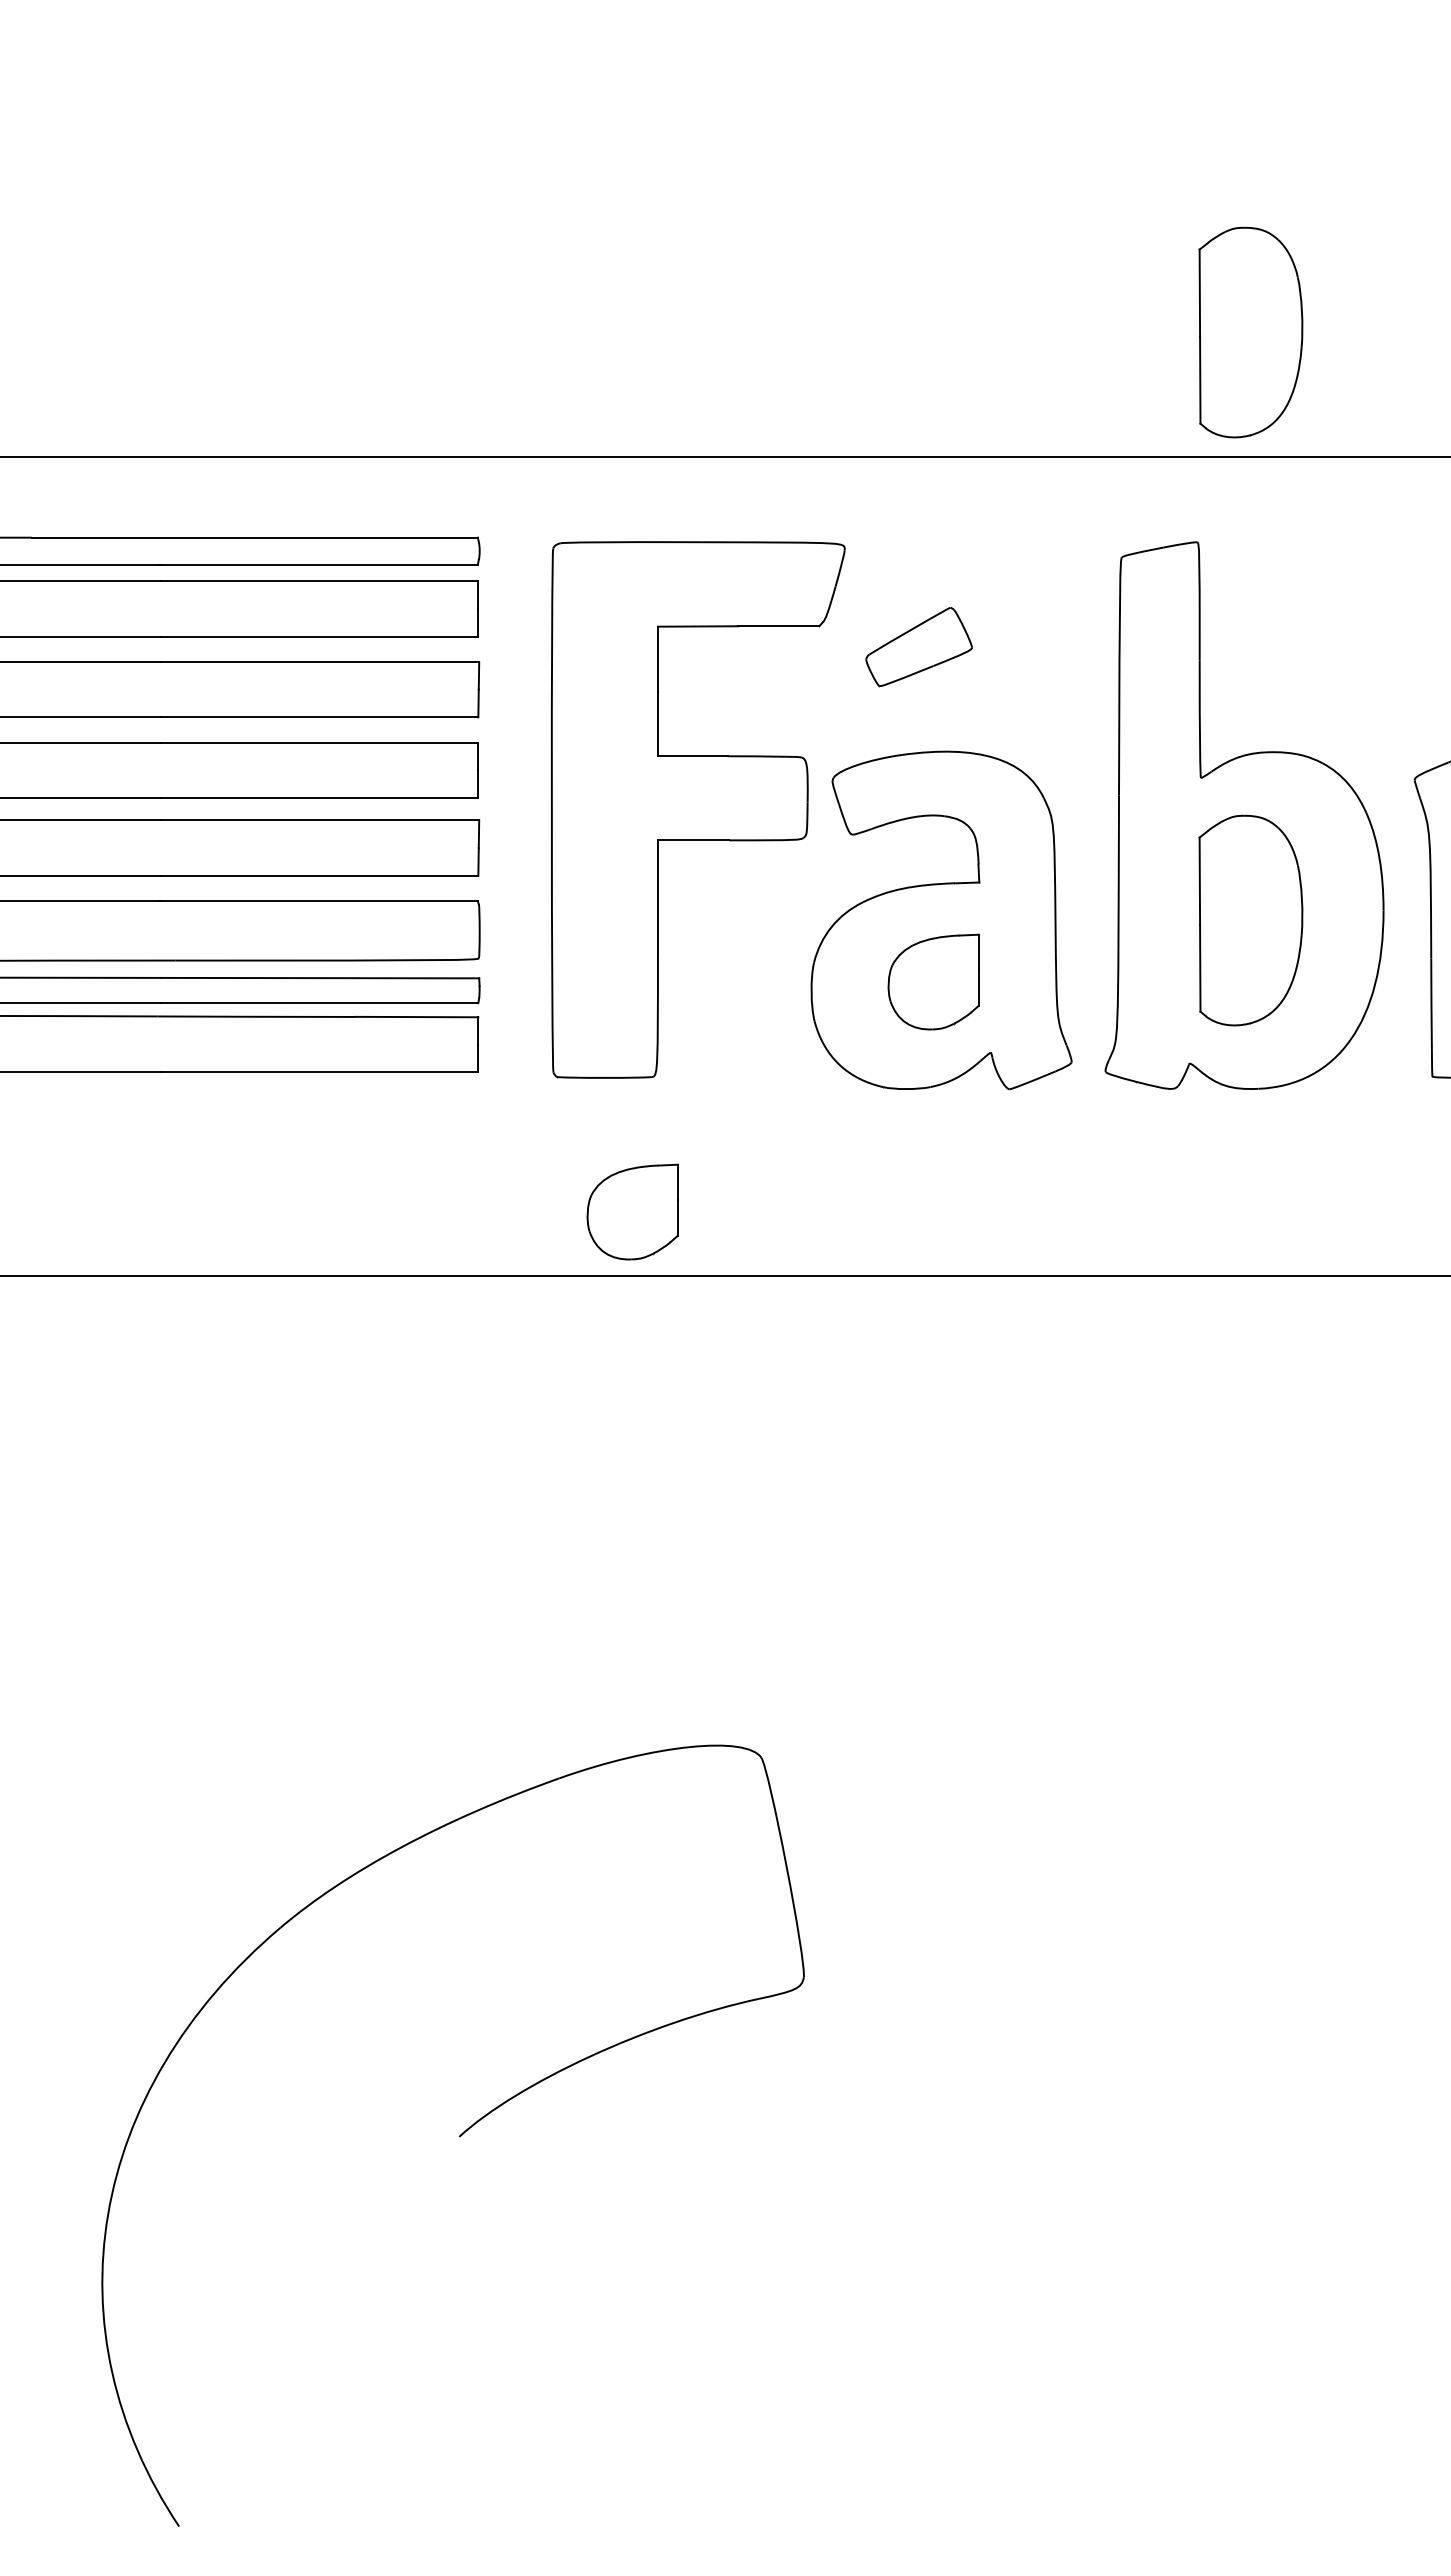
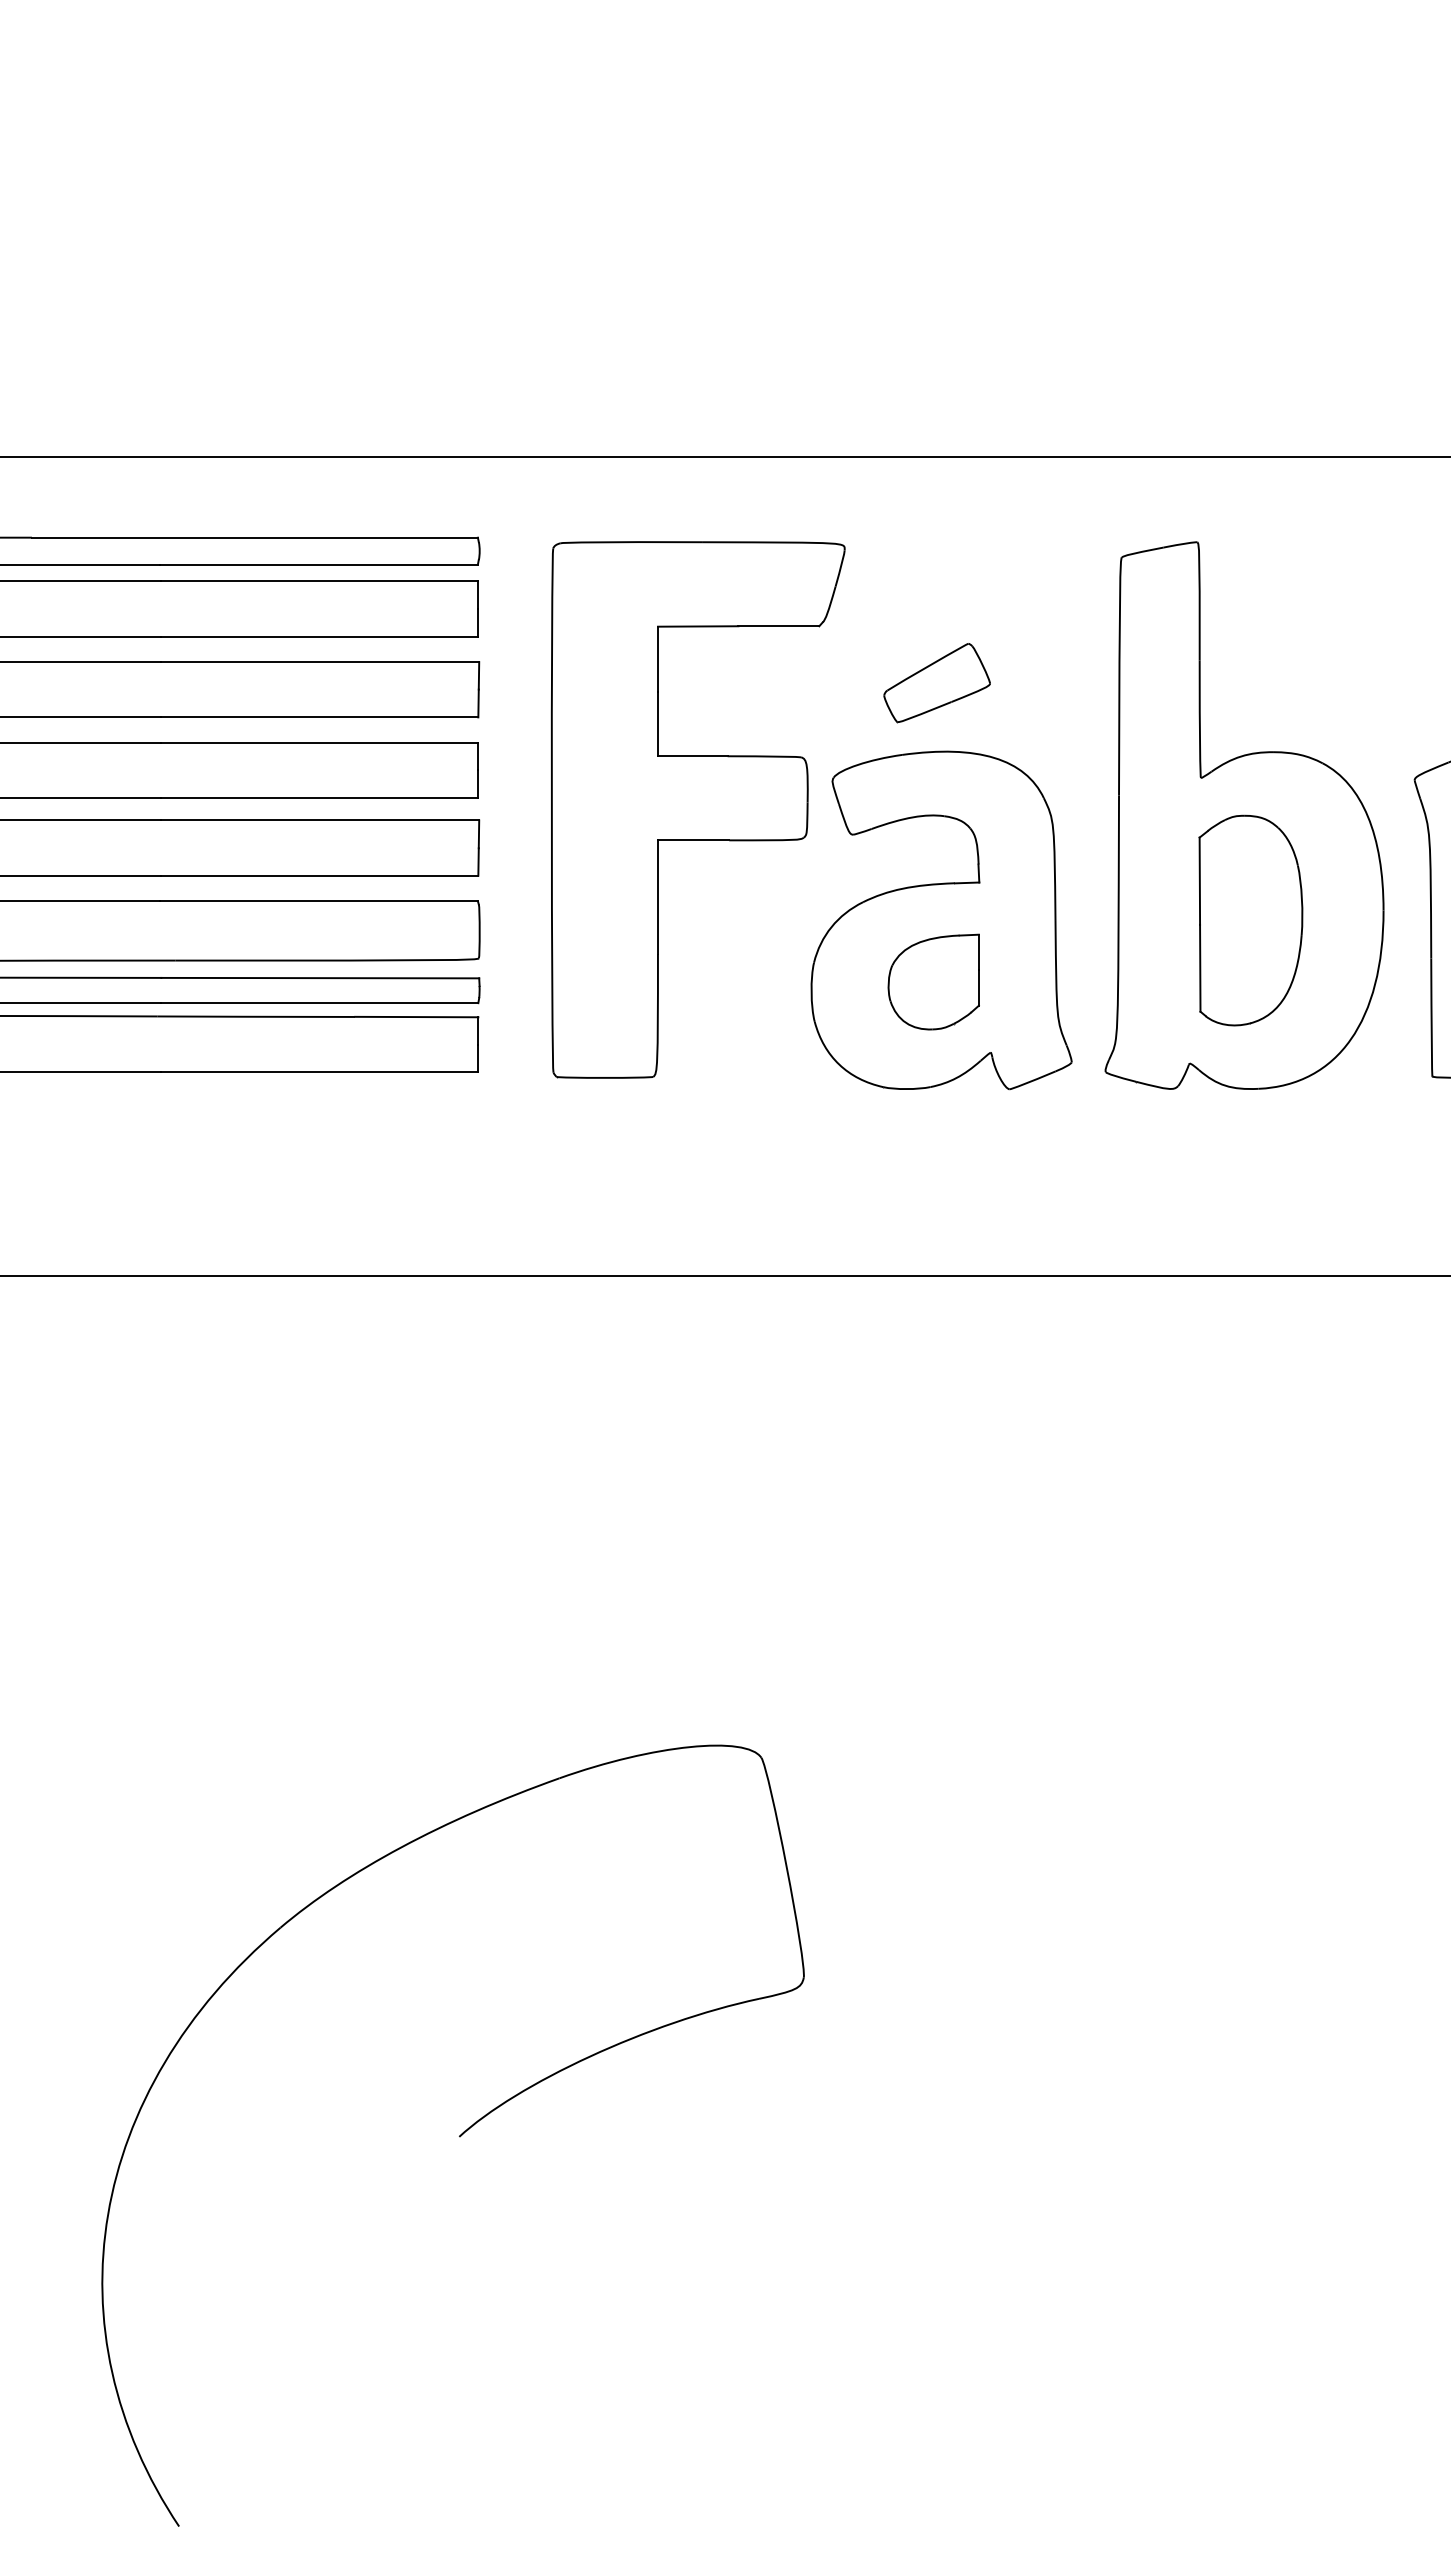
part: present -> none (1250, 332)
part position: (918, 647) -> (936, 683) (936, 683)
part: present -> none (632, 1211)
